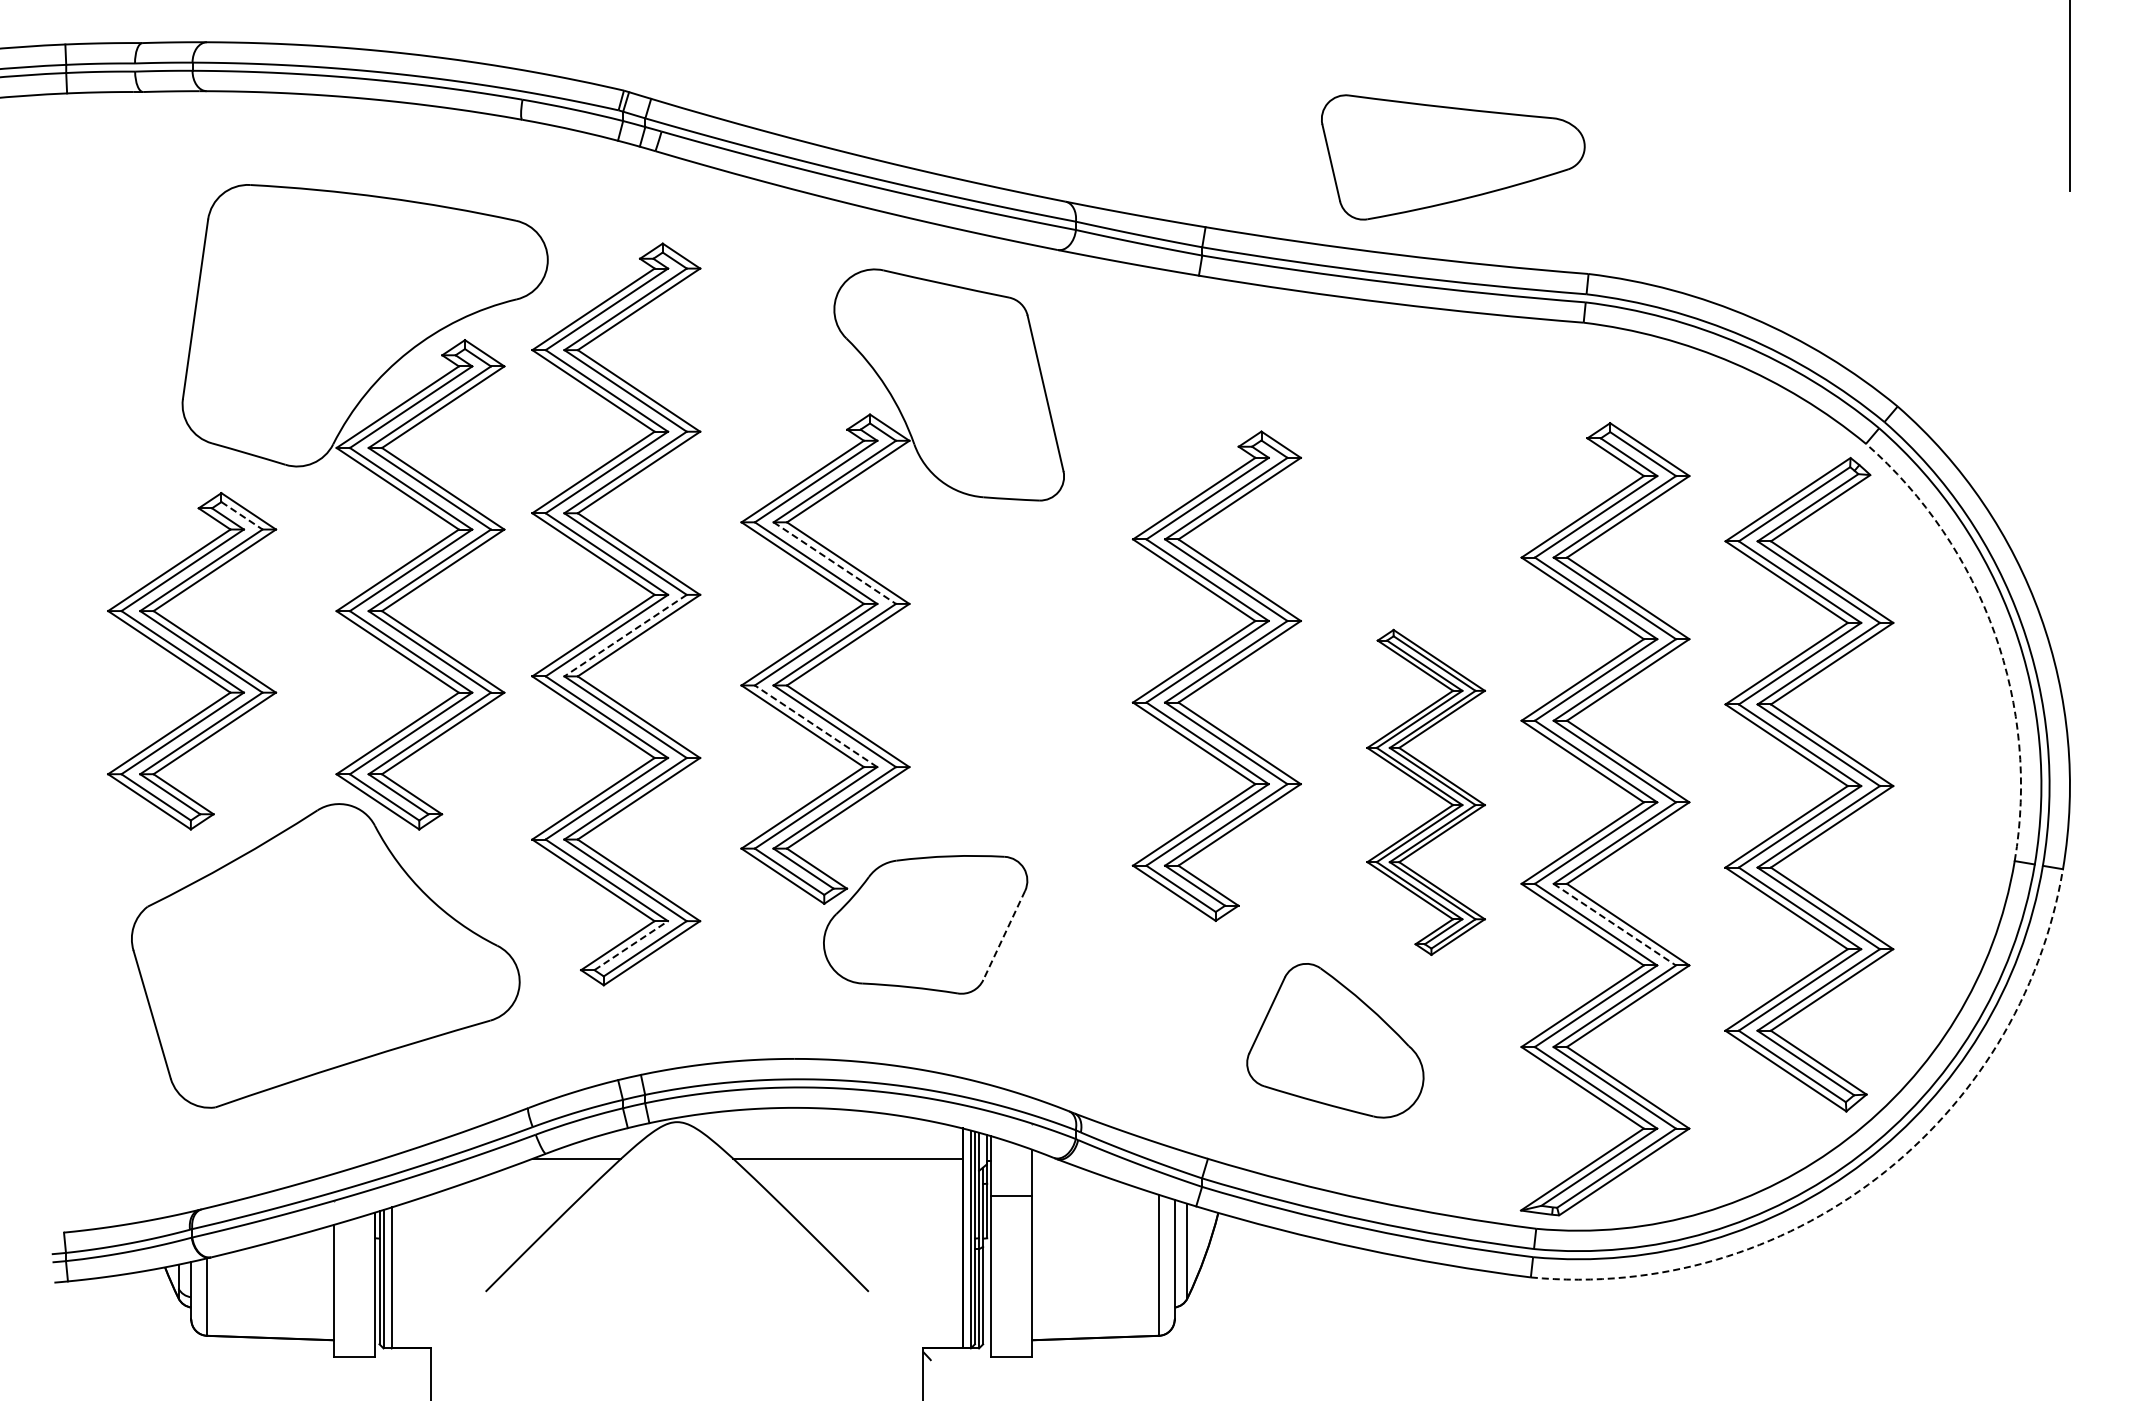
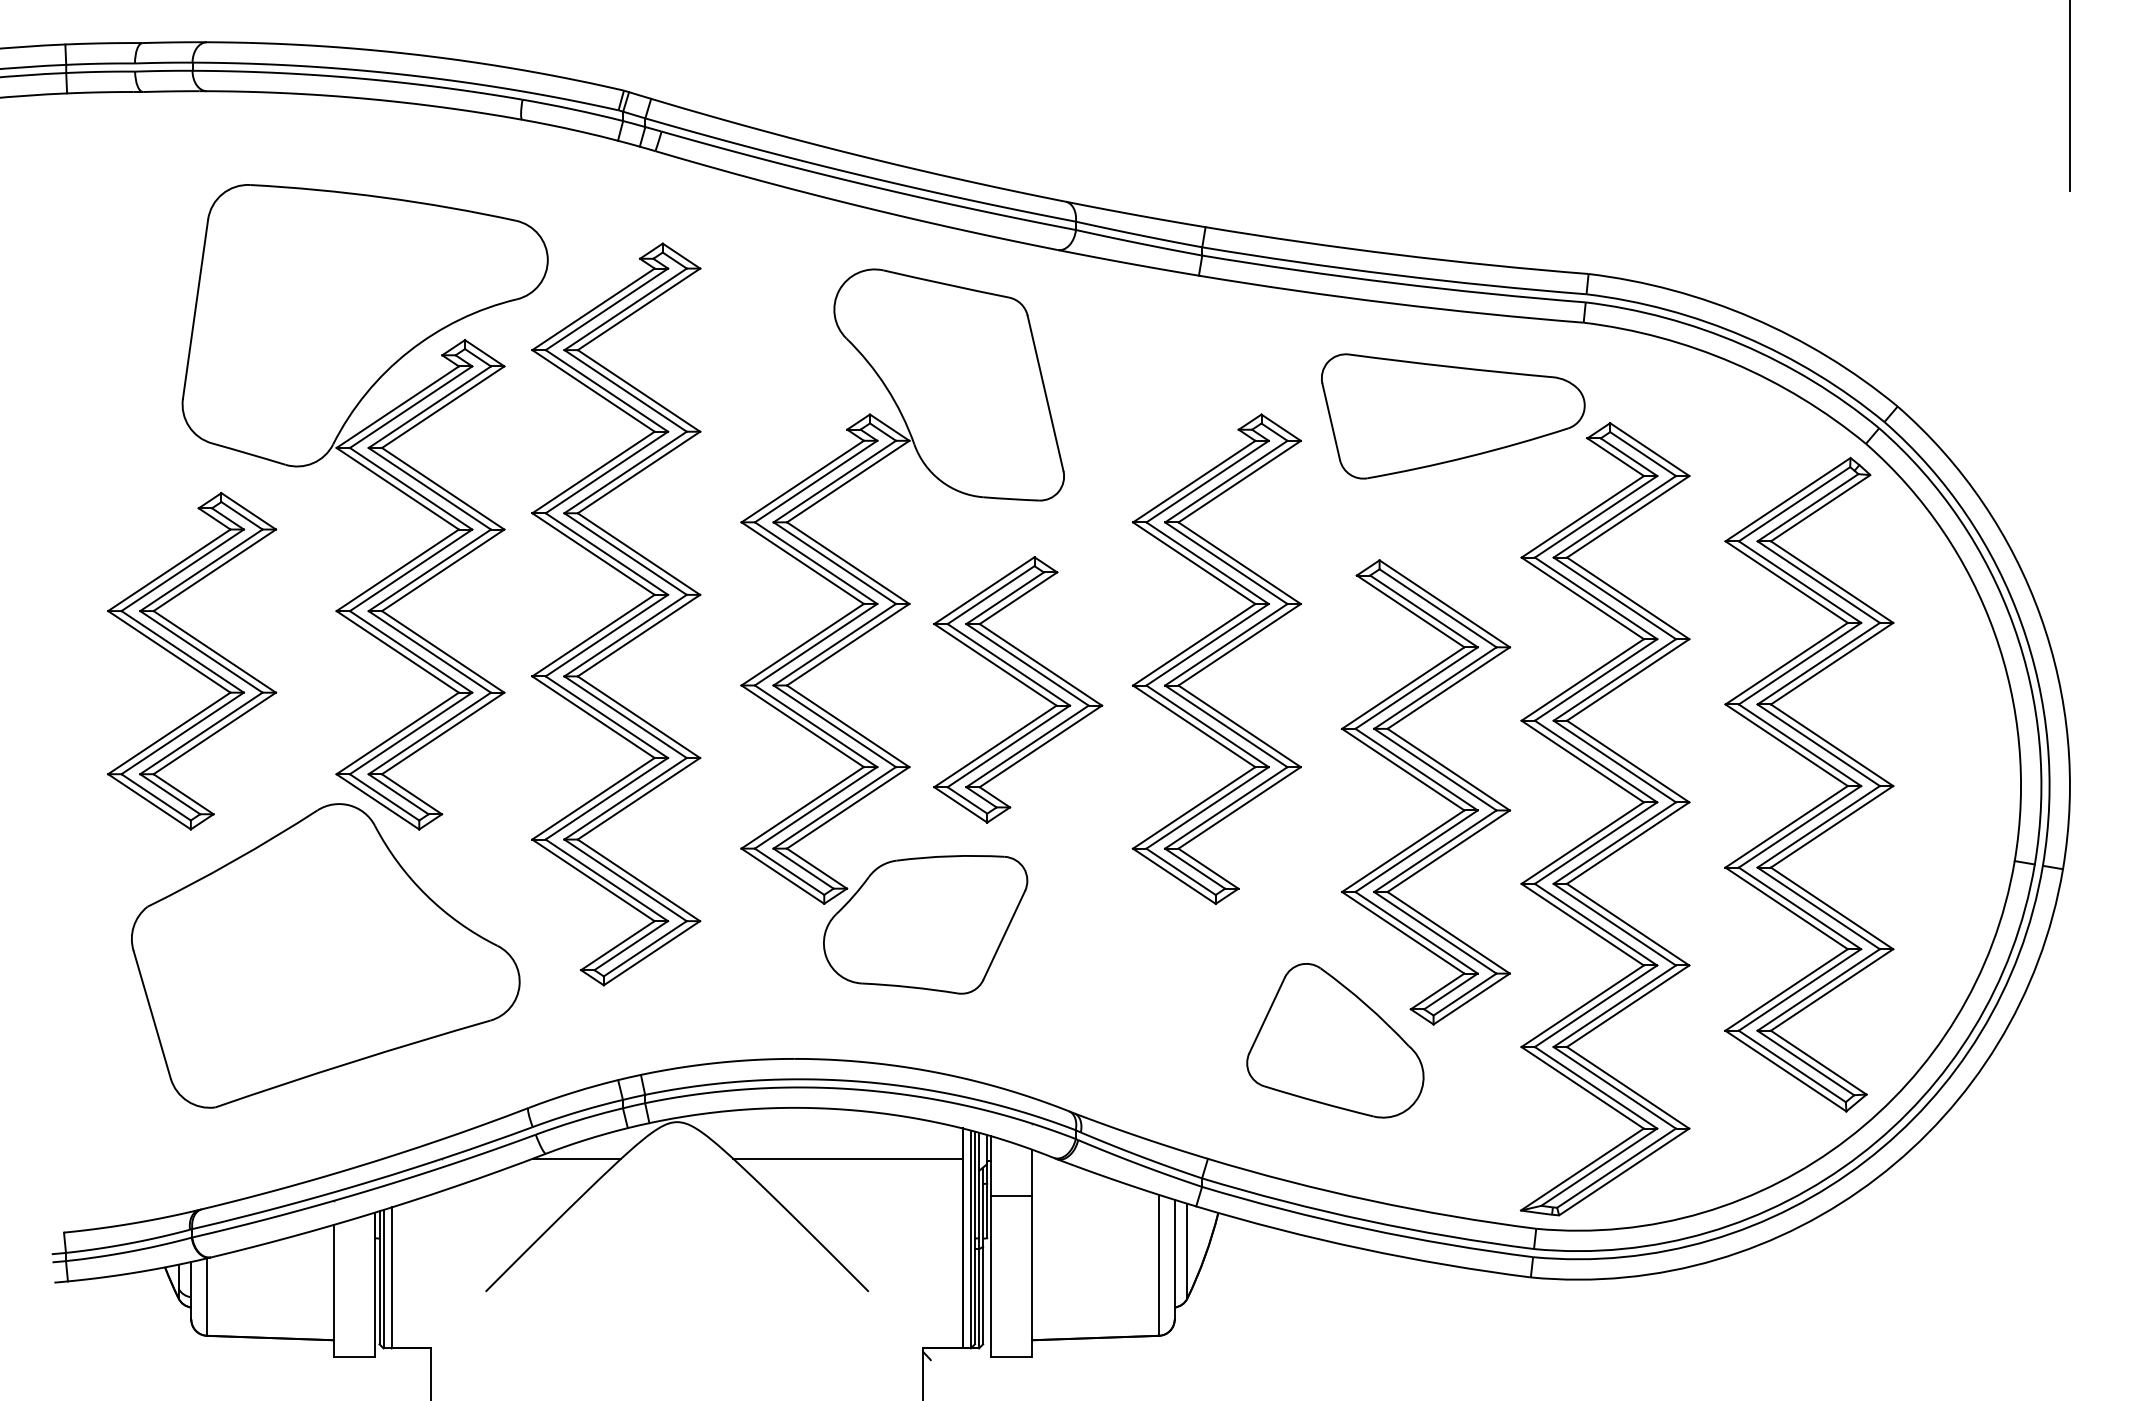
part position: (1453, 157) -> (1453, 416) (1453, 416)
line: dashed -> solid (242, 515)
line: dashed -> solid (834, 563)
arc: dashed -> solid (1994, 633)
line: dashed -> solid (625, 635)
part position: (1216, 675) -> (1216, 658) (1216, 658)
part: none -> present (1021, 683)
line: dashed -> solid (816, 726)
part size: 120x328 px -> 171x467 px (1426, 792)
line: dashed -> solid (1614, 924)
line: dashed -> solid (1004, 935)
line: dashed -> solid (631, 945)
arc: dashed -> solid (1877, 1178)
